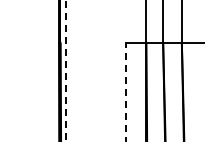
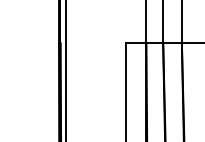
line: dashed -> solid (66, 71)
line: dashed -> solid (126, 92)
